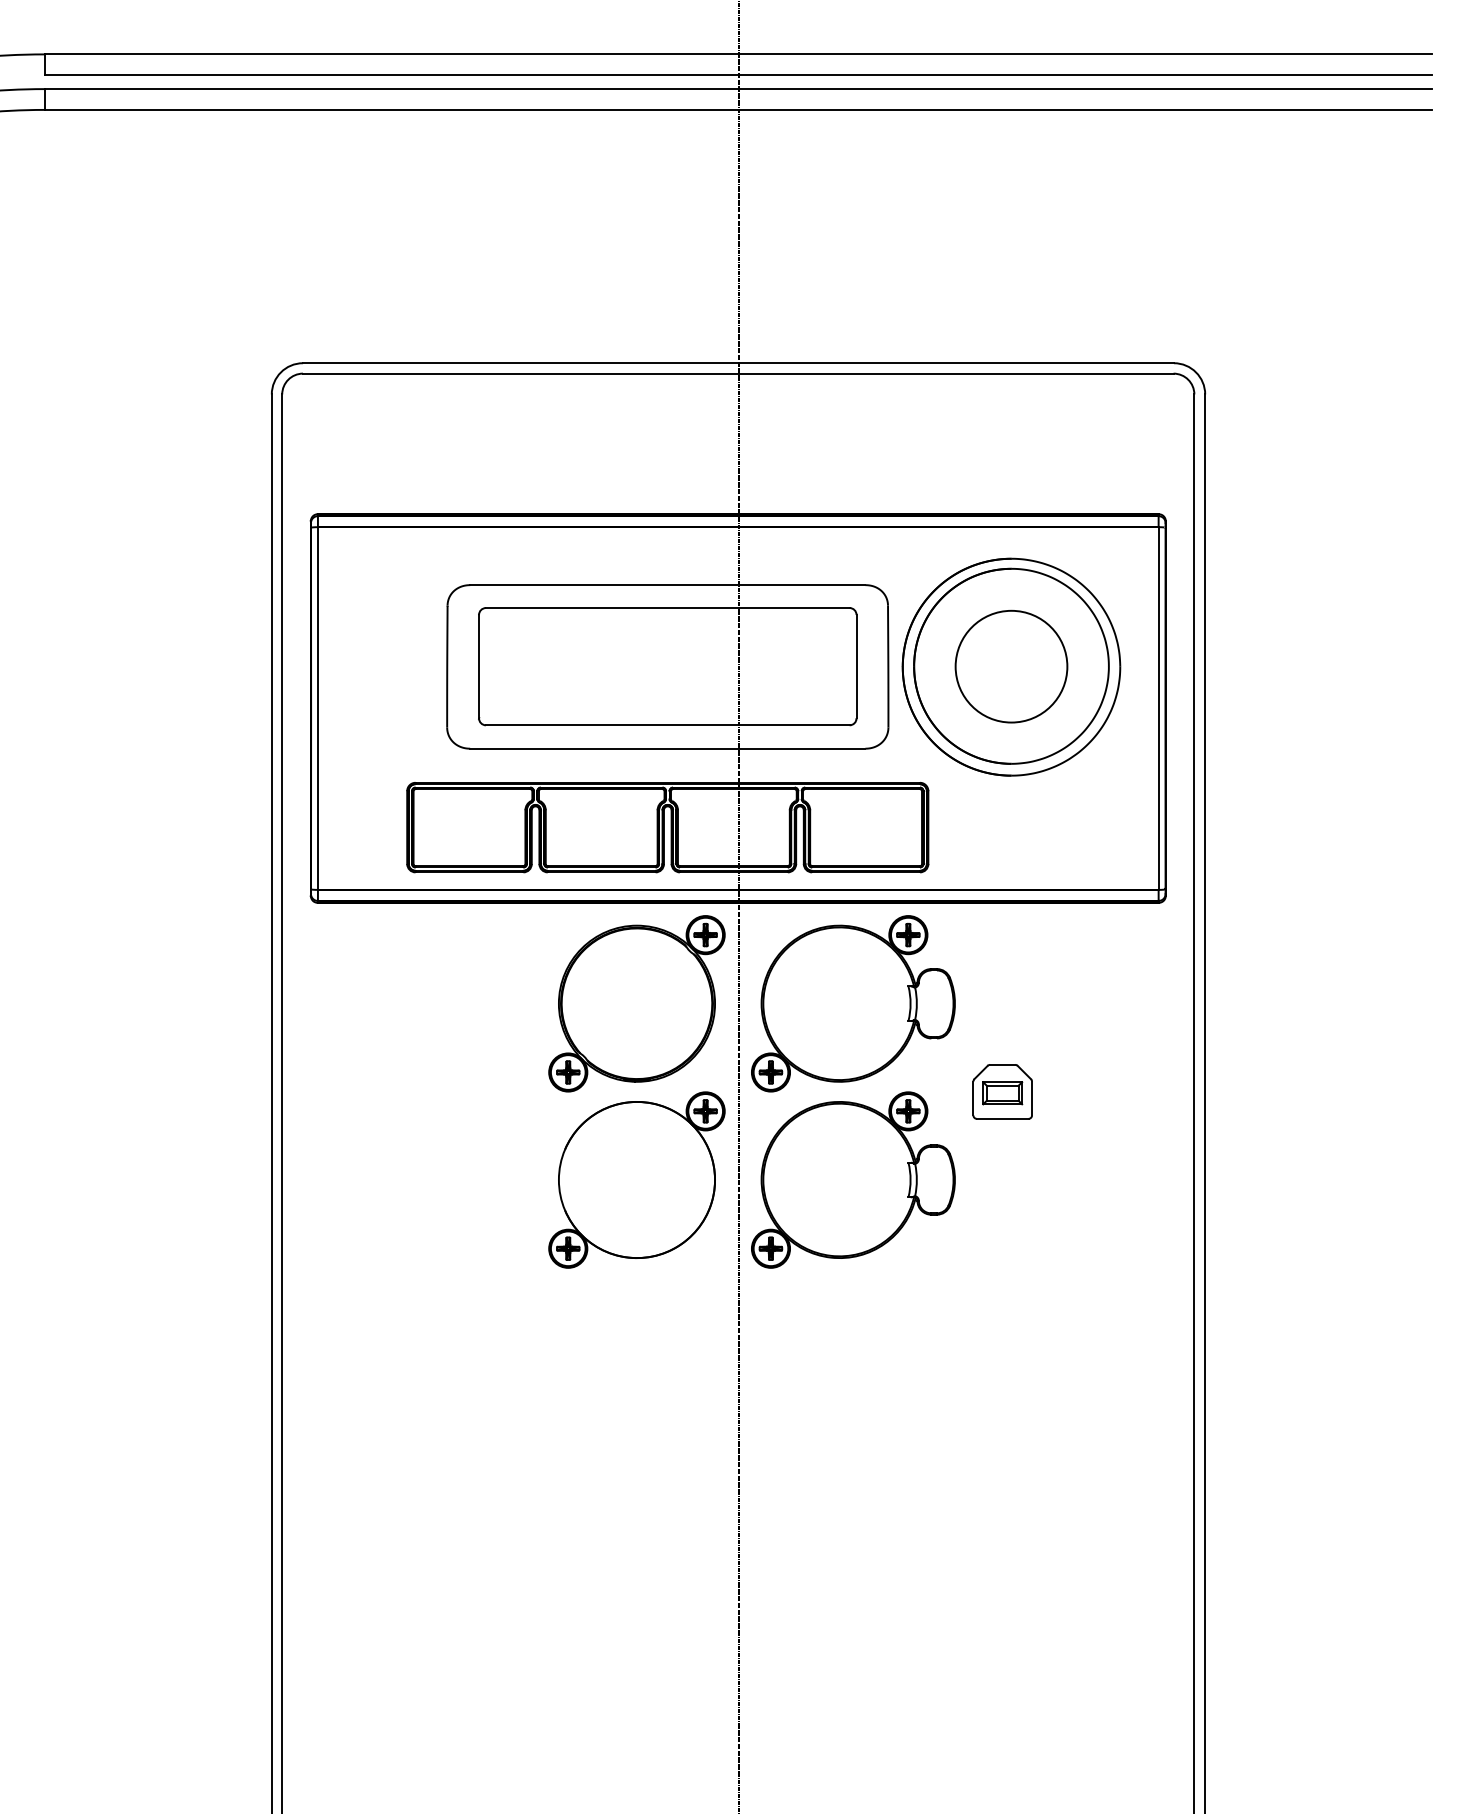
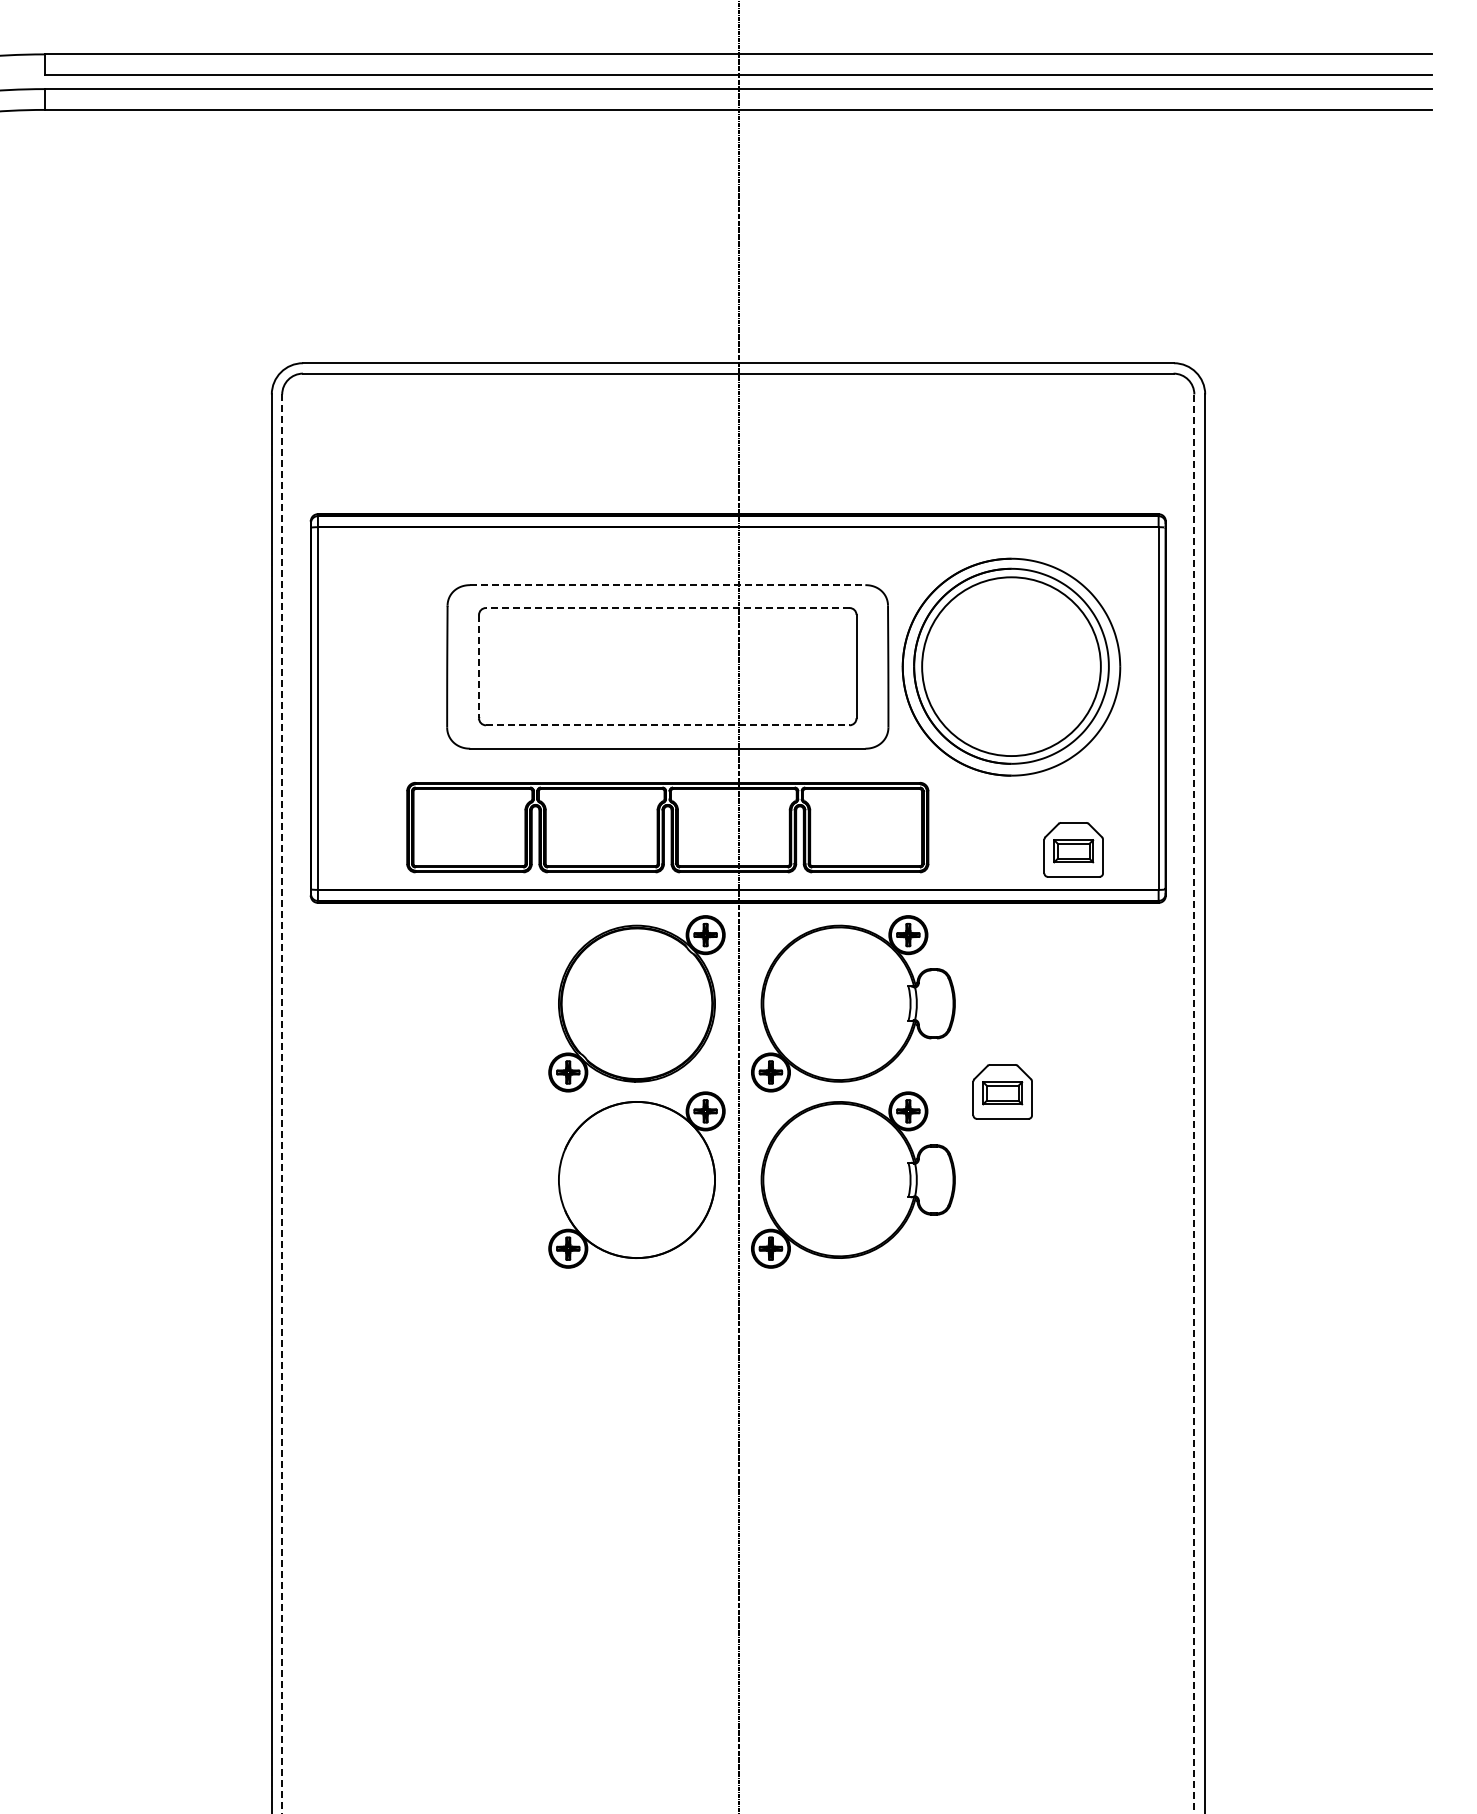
line: solid -> dashed (667, 585)
line: solid -> dashed (667, 608)
line: solid -> dashed (479, 666)
circle diameter: 112 px -> 179 px (1011, 666)
line: solid -> dashed (667, 725)
part: none -> present (1073, 849)
line: solid -> dashed (1194, 1103)
line: solid -> dashed (282, 1104)
